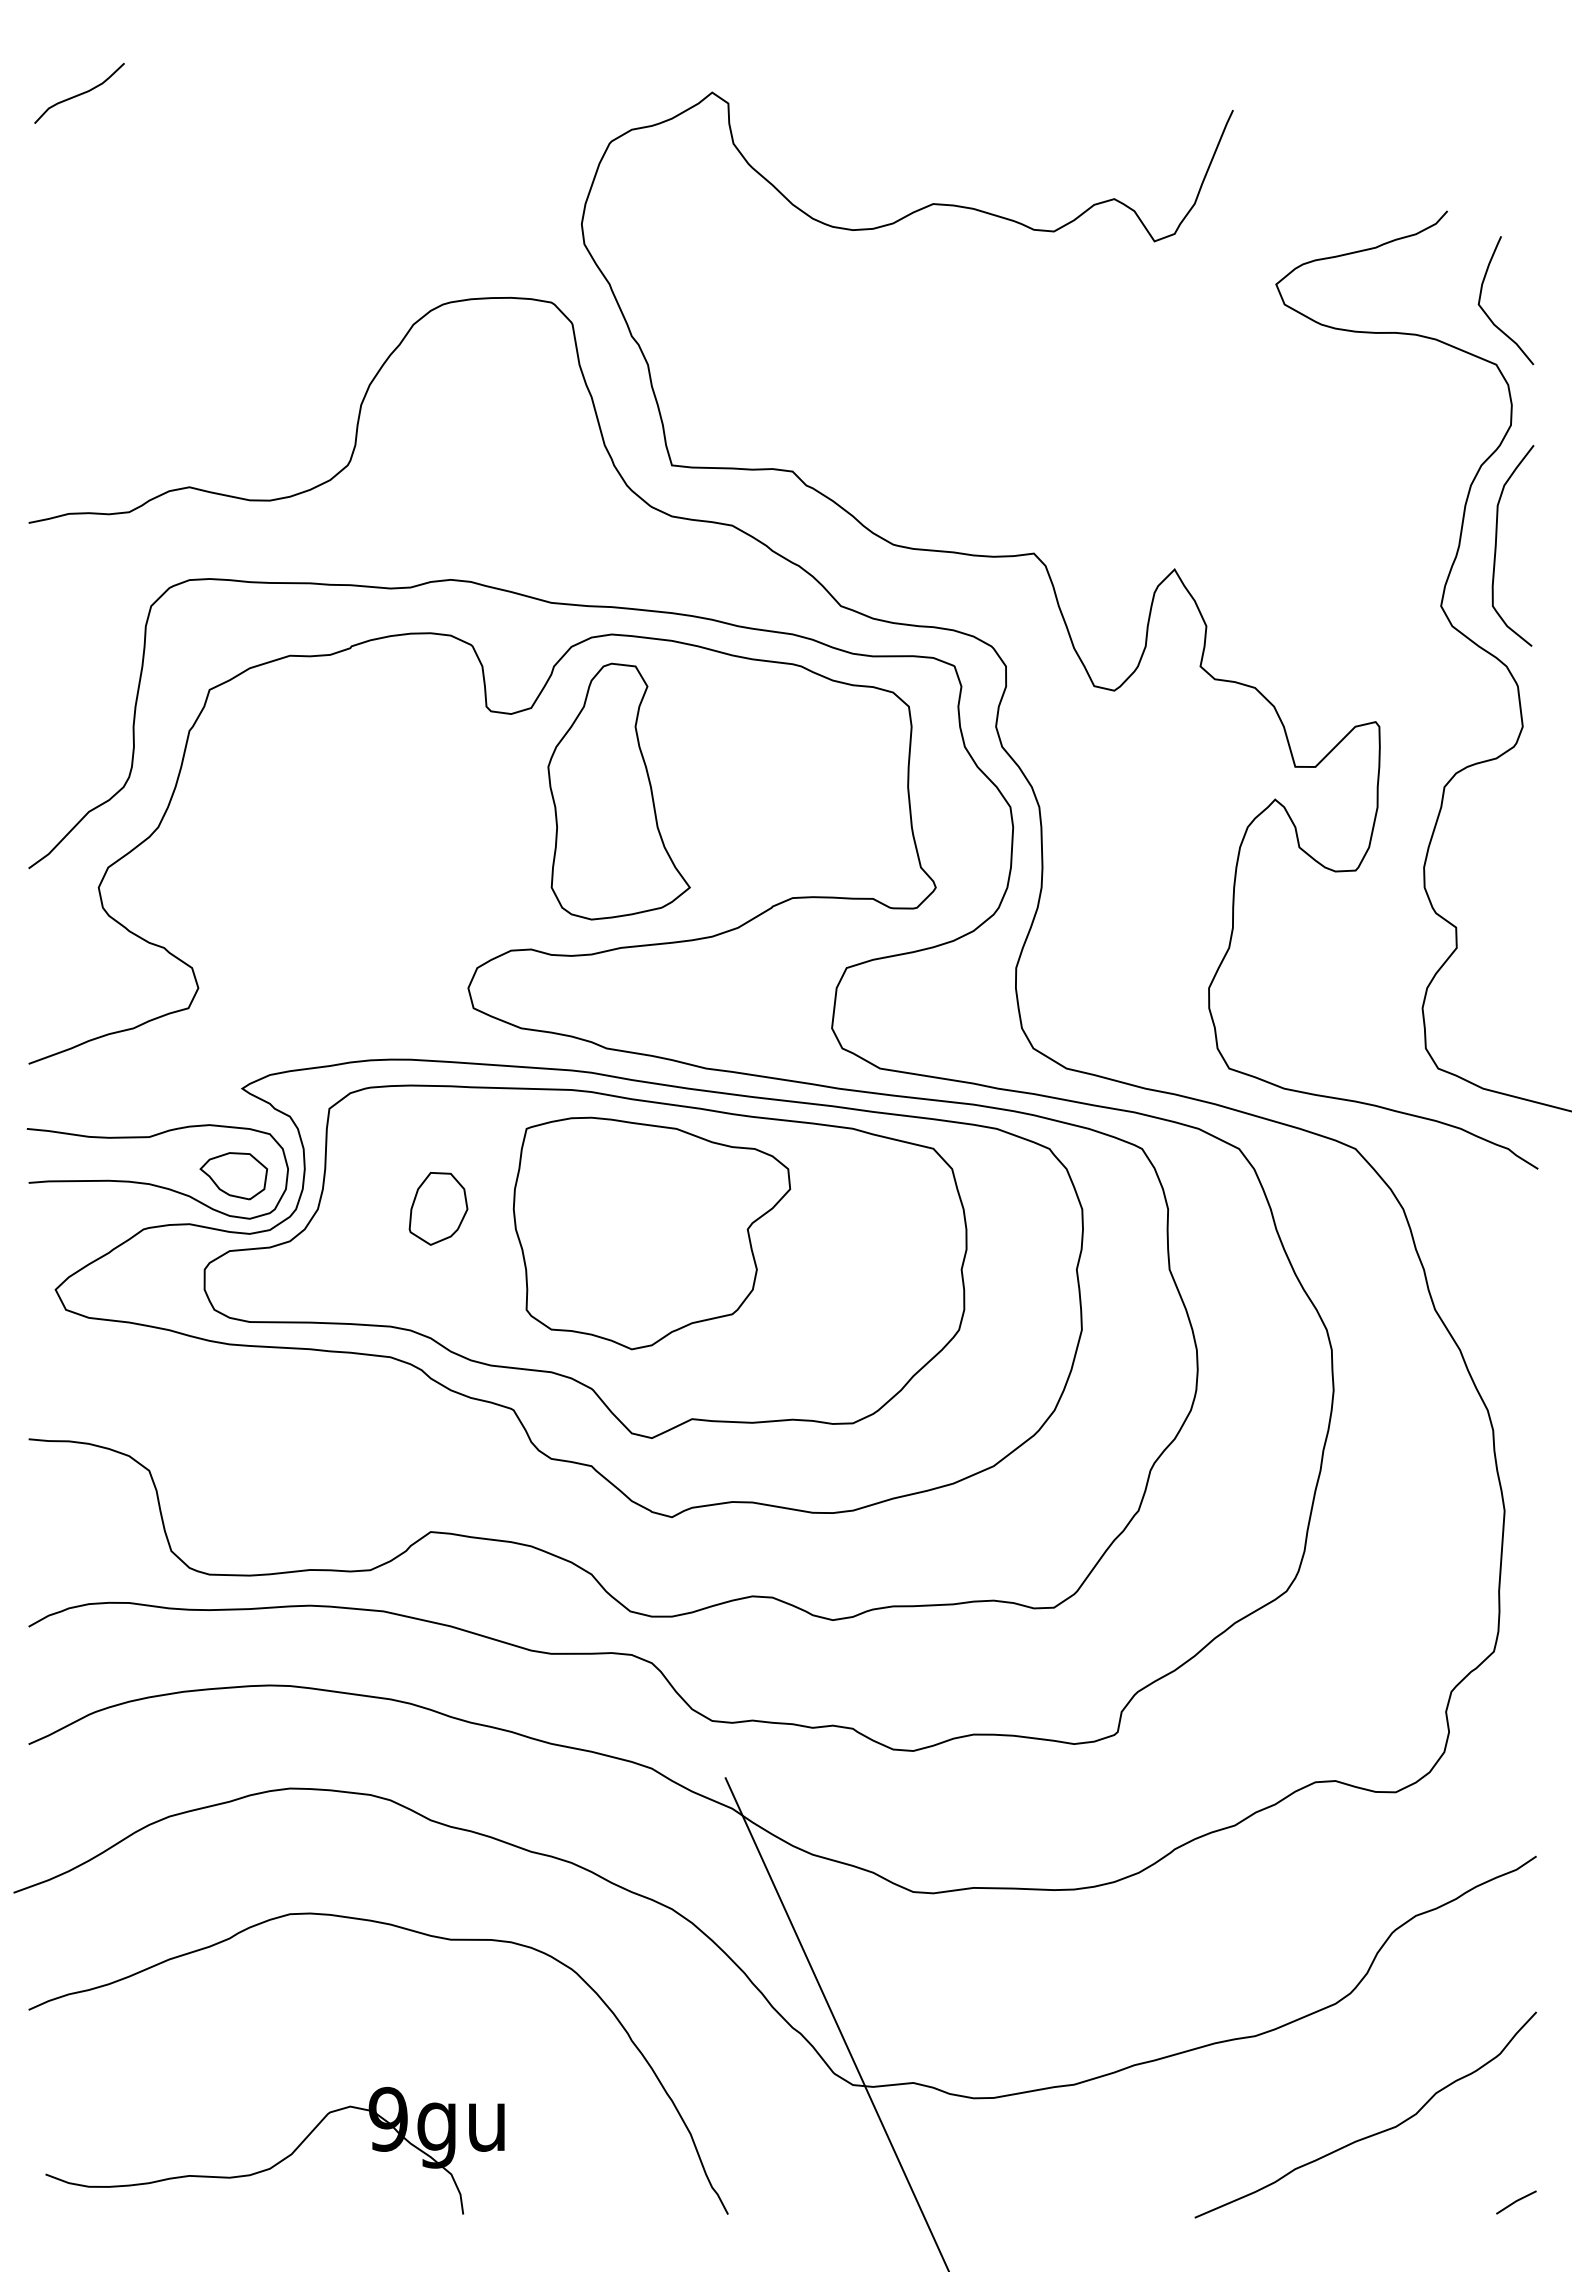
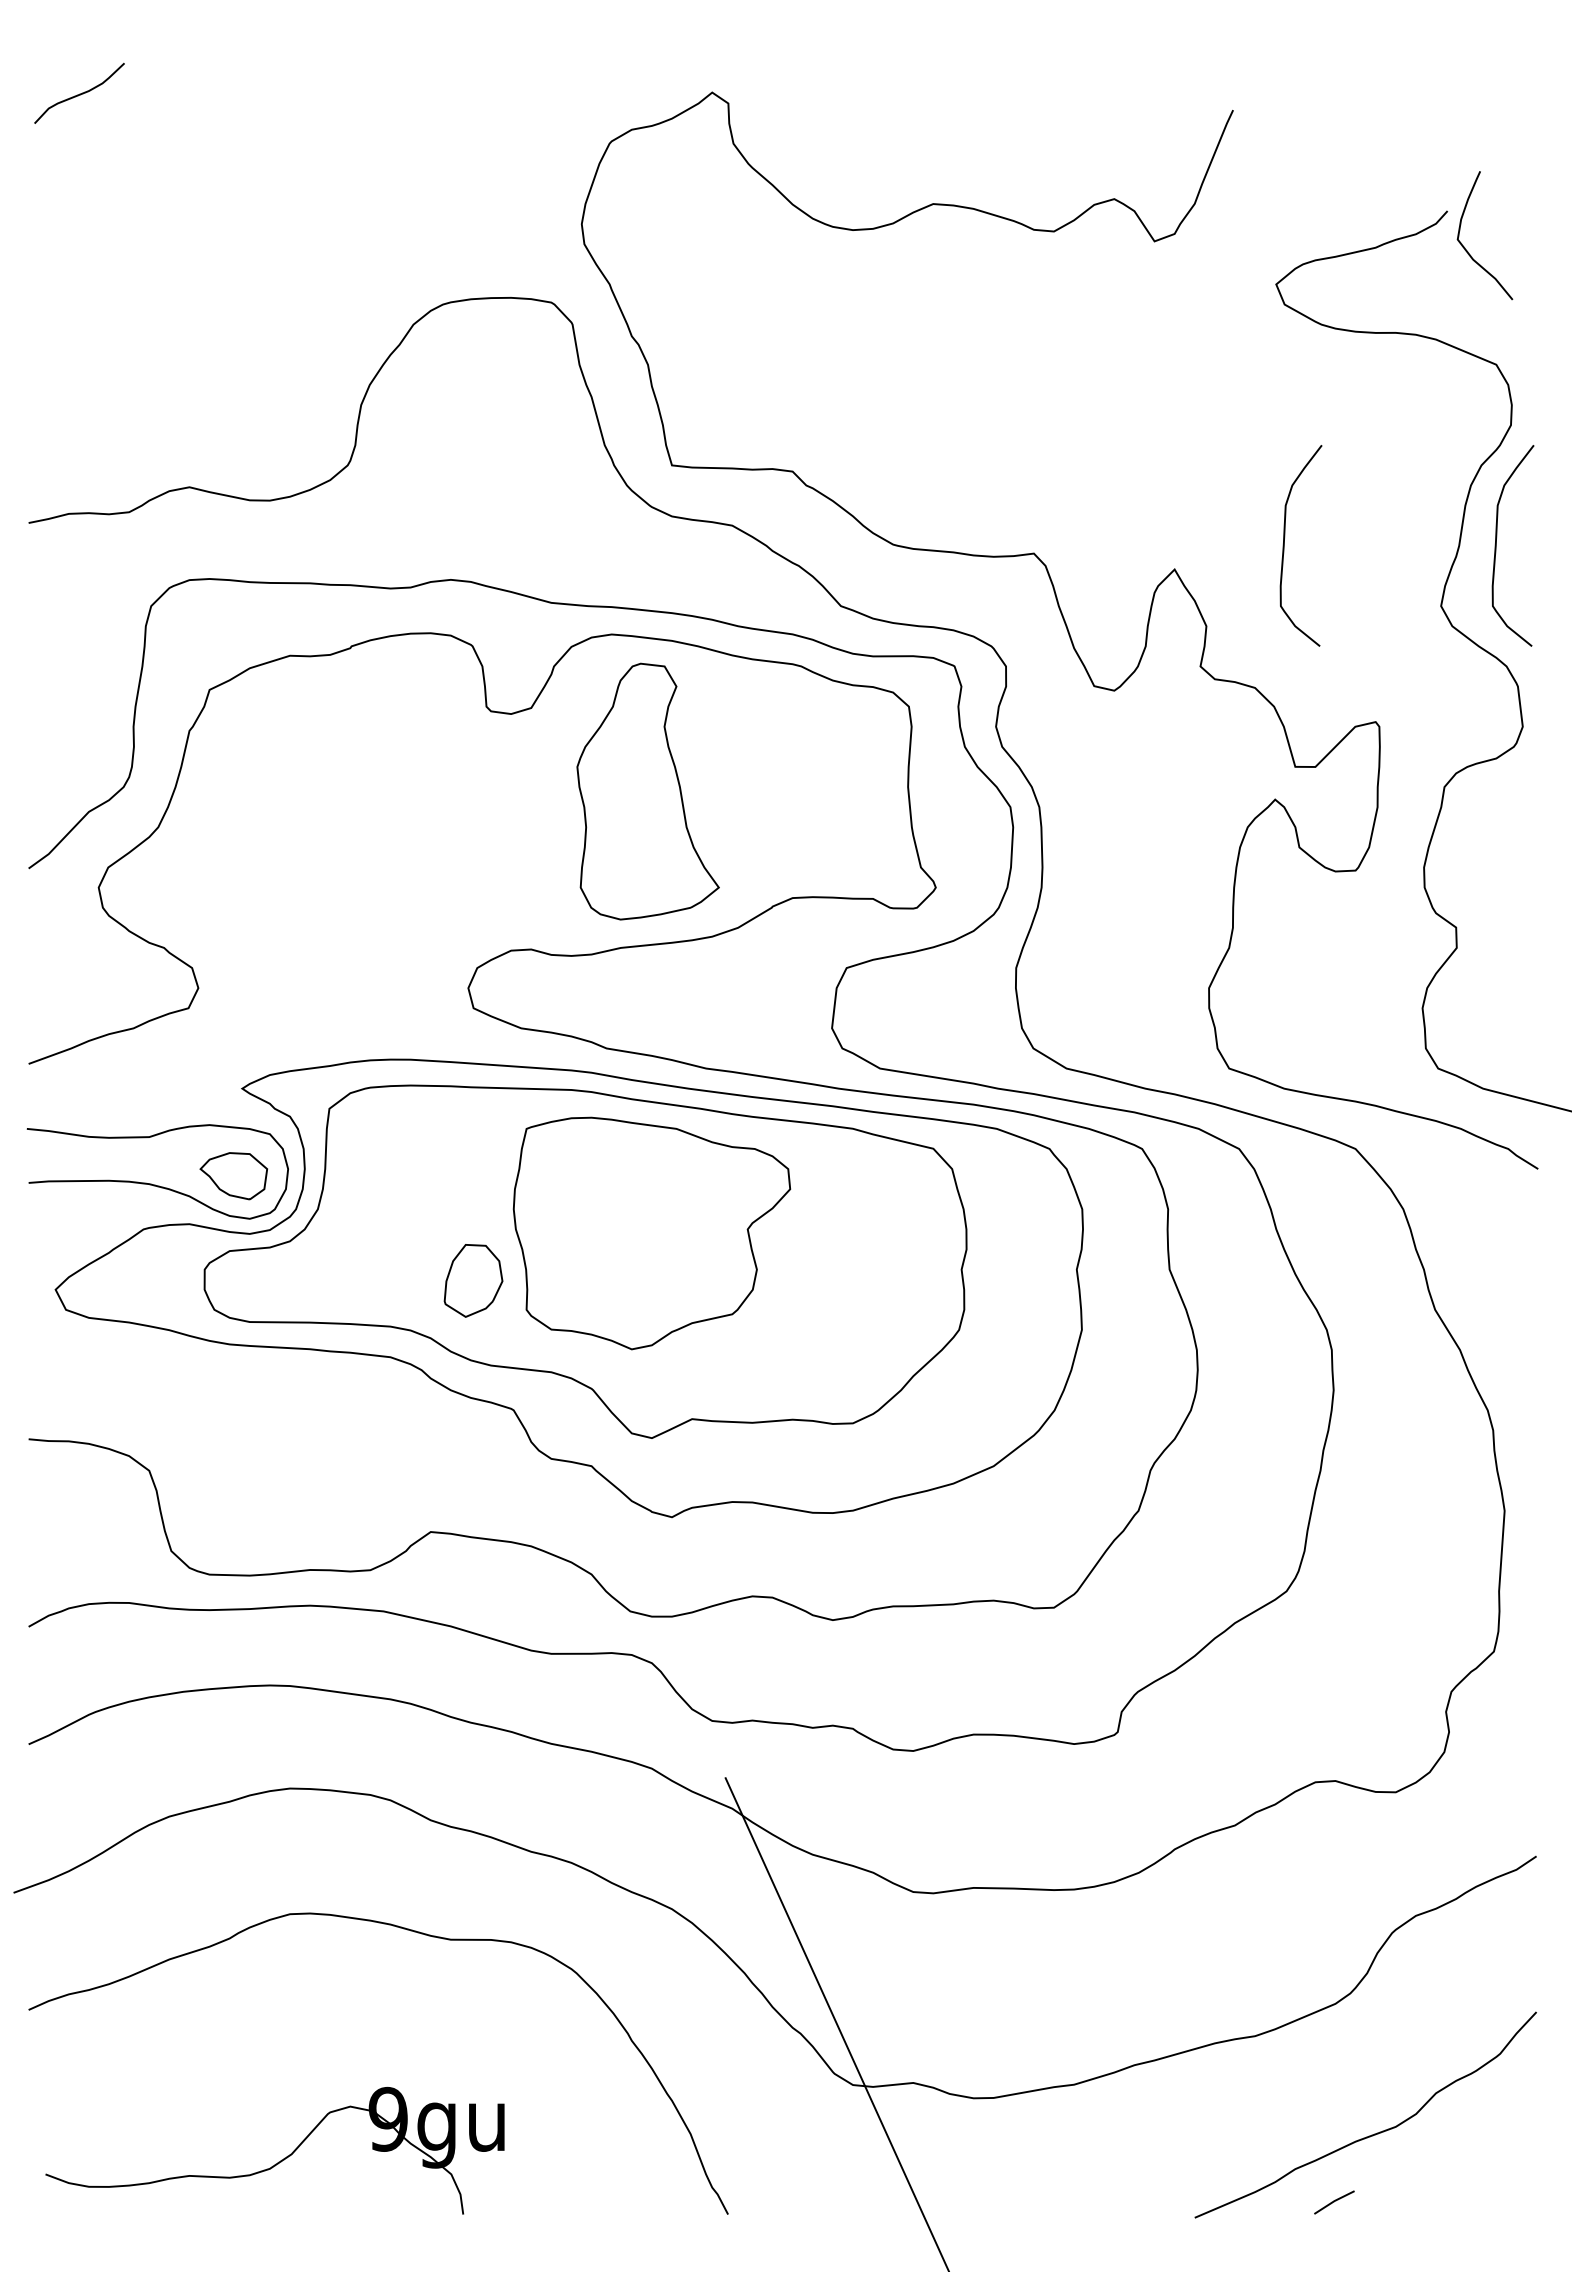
curve position: (1486, 312) -> (1465, 247) (1465, 247)
curve: none -> present (1284, 545)
part position: (618, 791) -> (647, 791) (647, 791)
part position: (438, 1208) -> (473, 1280) (473, 1280)
line position: (1516, 2202) -> (1334, 2202) (1334, 2202)
